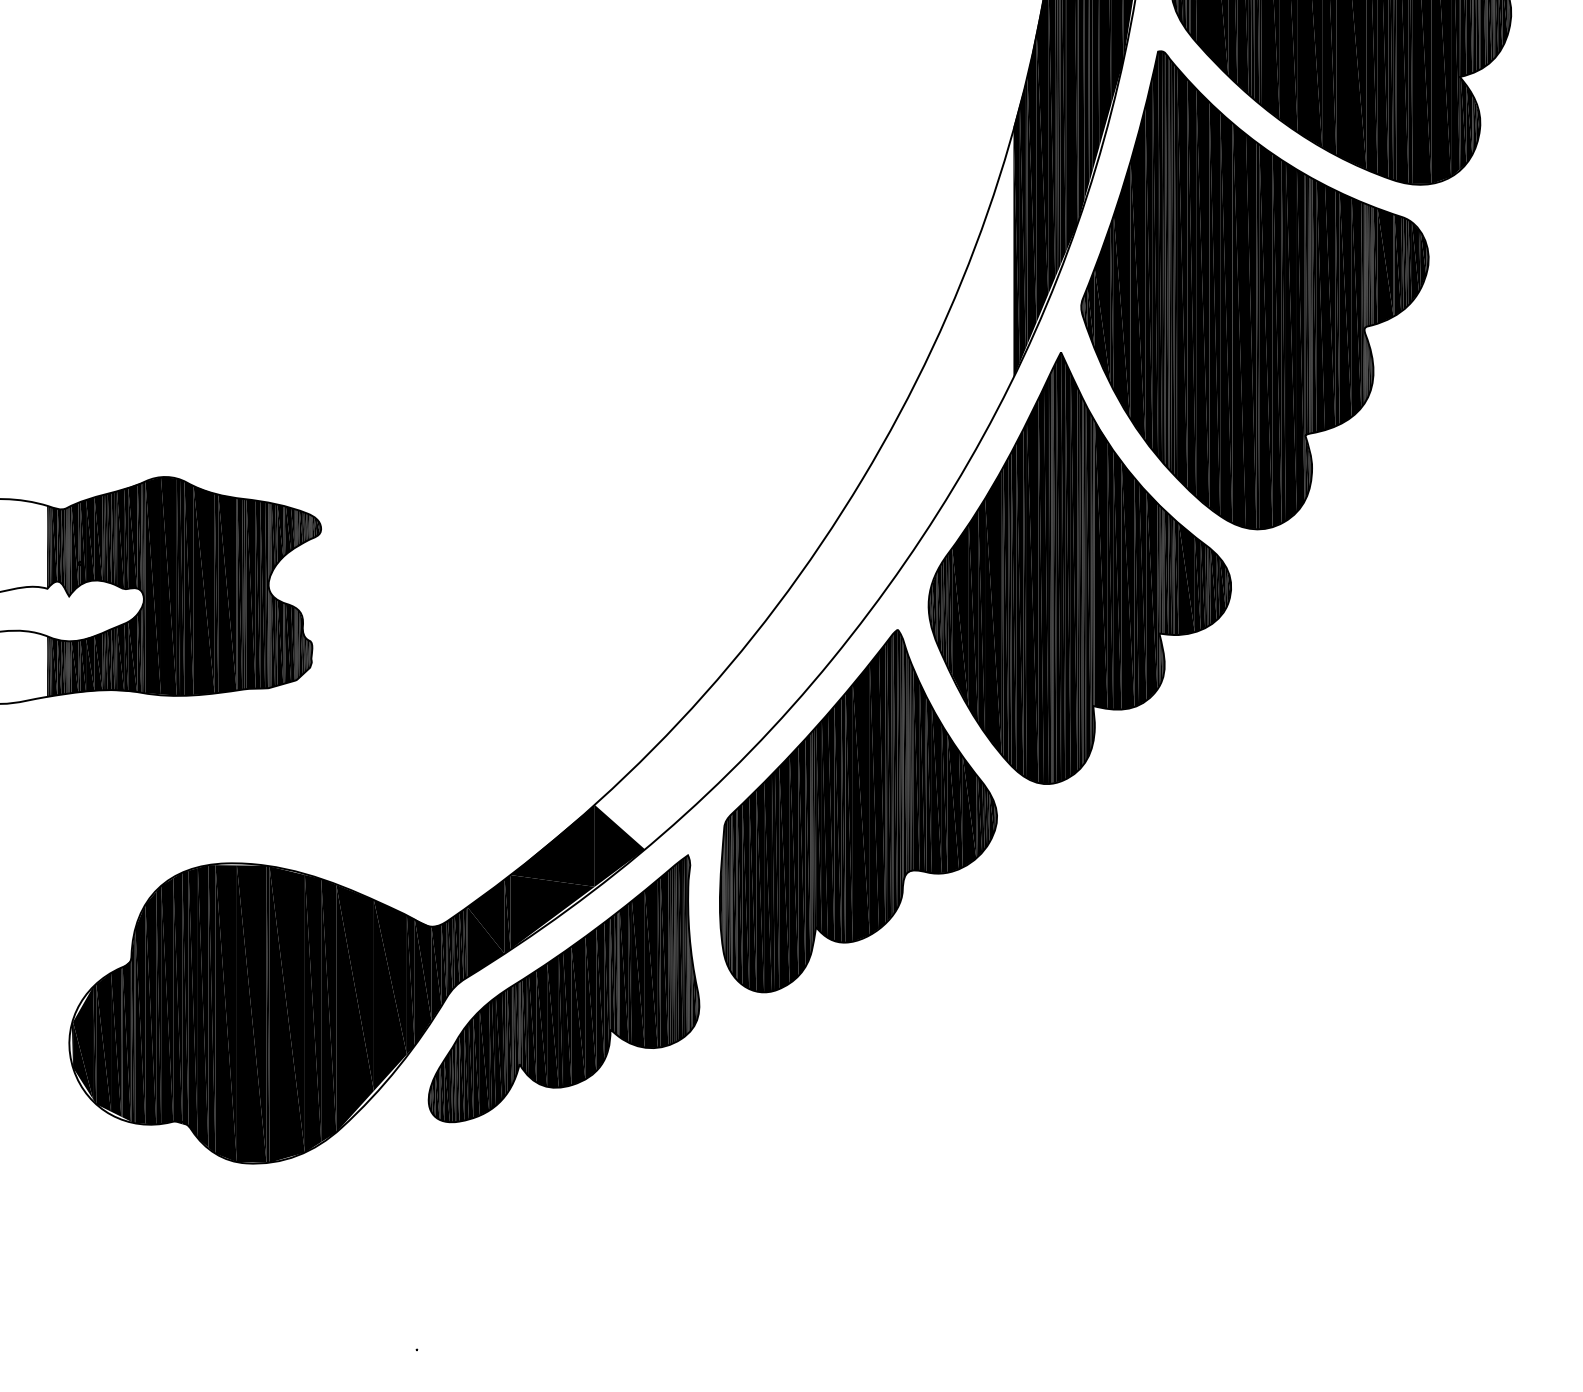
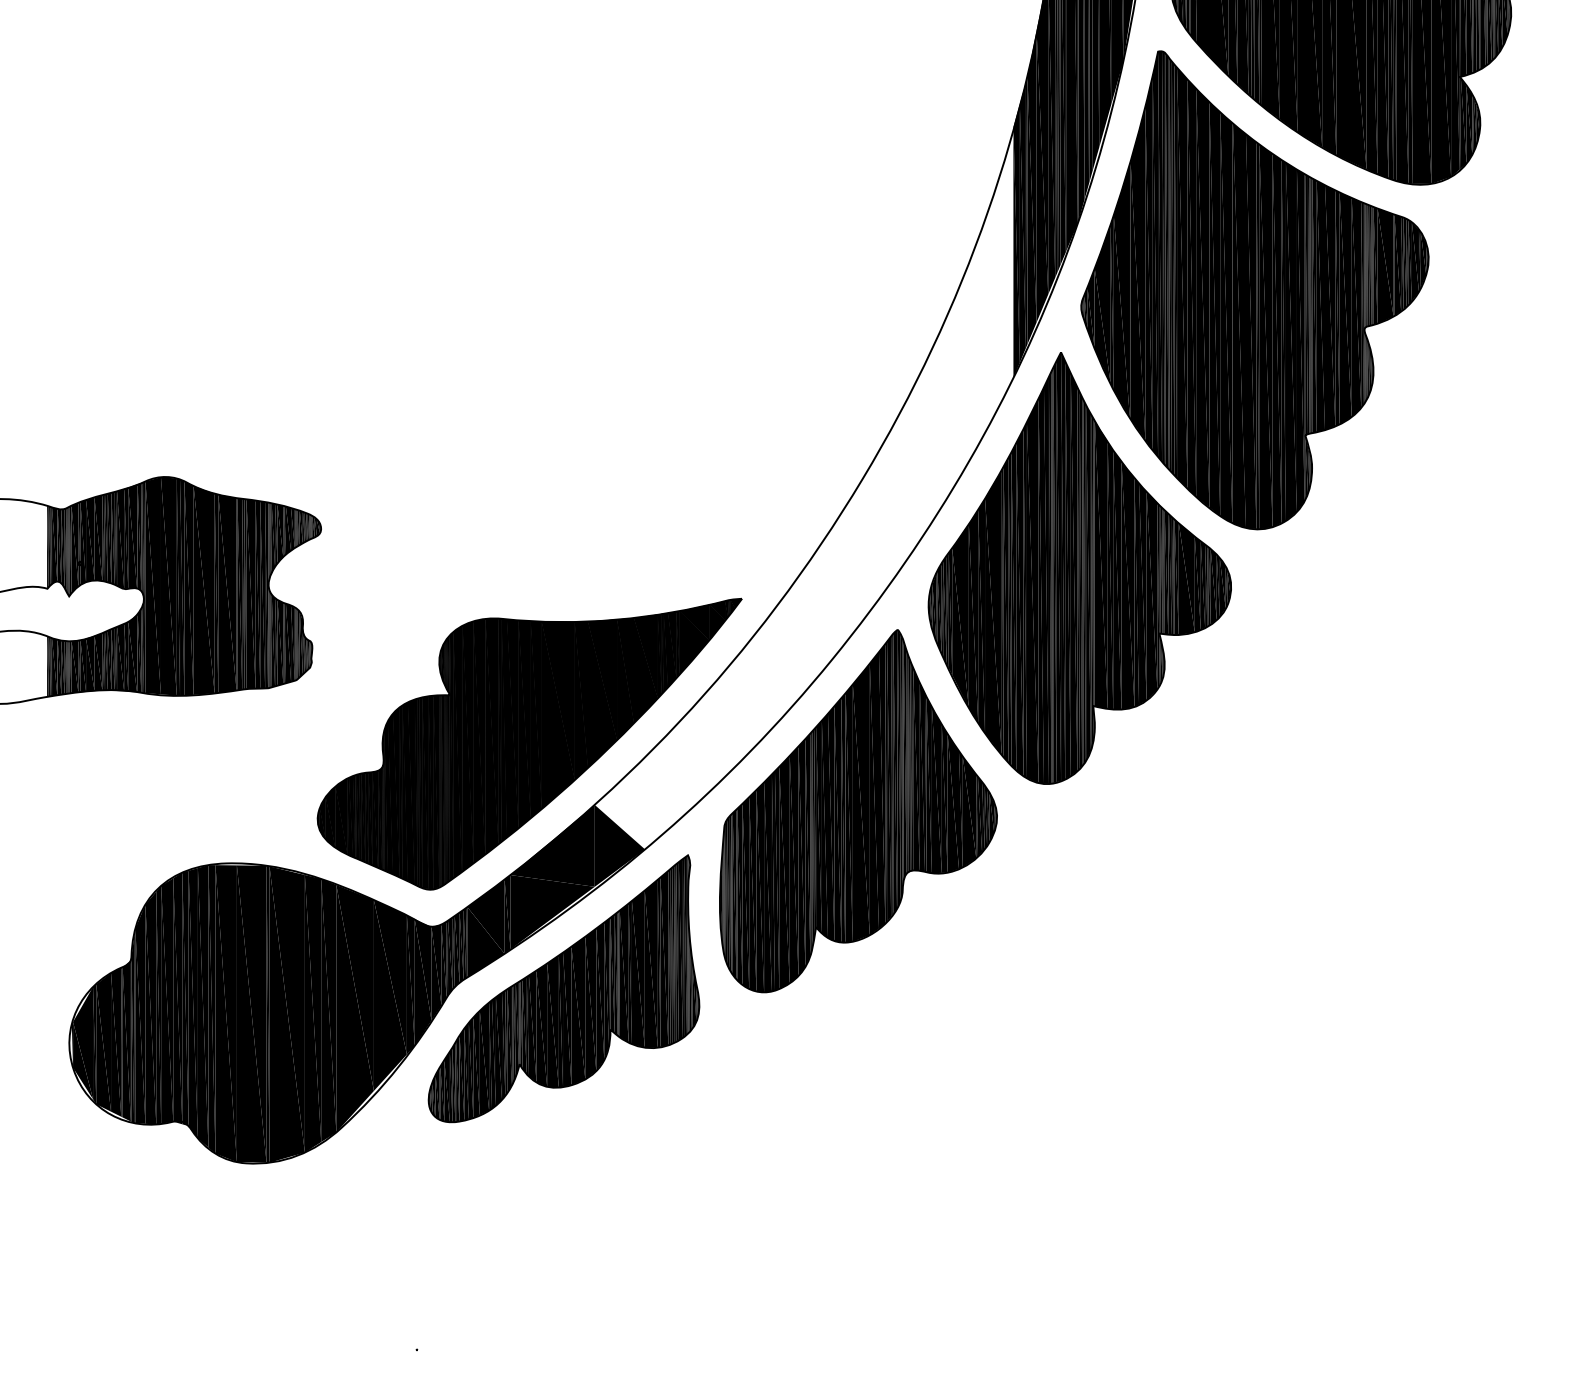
part: none -> present (529, 743)
